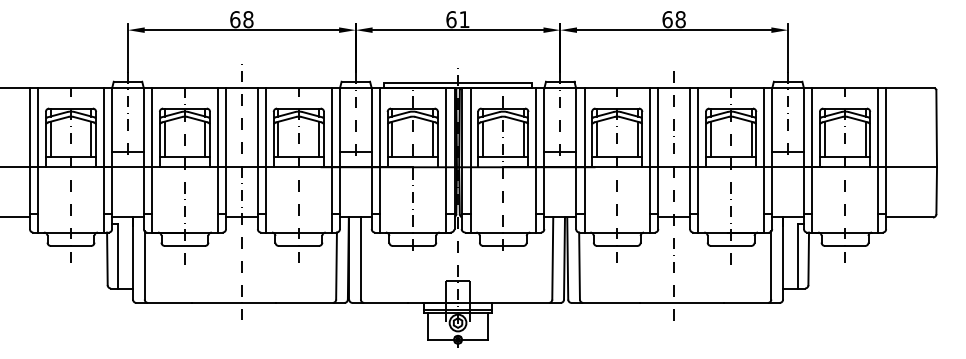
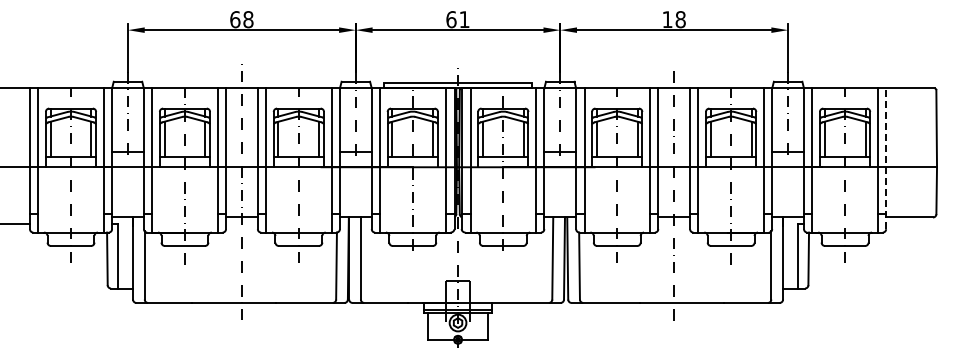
text: 68 -> 18 (667, 19)
line: solid -> dashed (886, 158)
line position: (15, 217) -> (15, 224) (15, 224)
